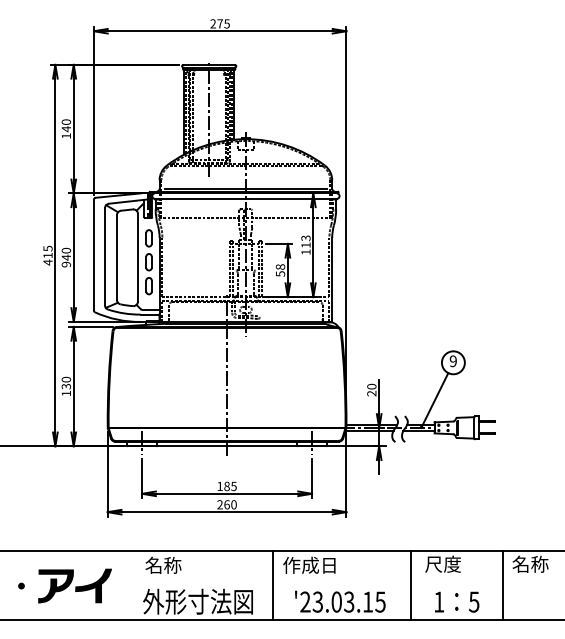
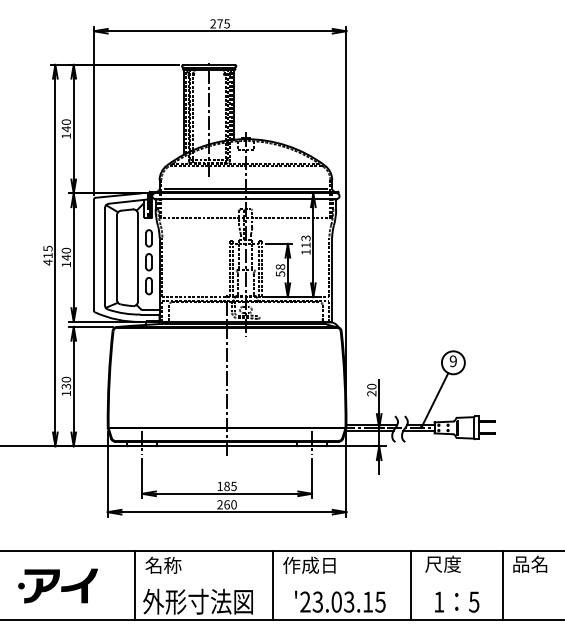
text: 940 -> 140 (66, 264)
text: 名称 -> 品名 (530, 563)
line: none -> present (135, 584)
part position: (74, 585) -> (60, 585) (60, 585)
